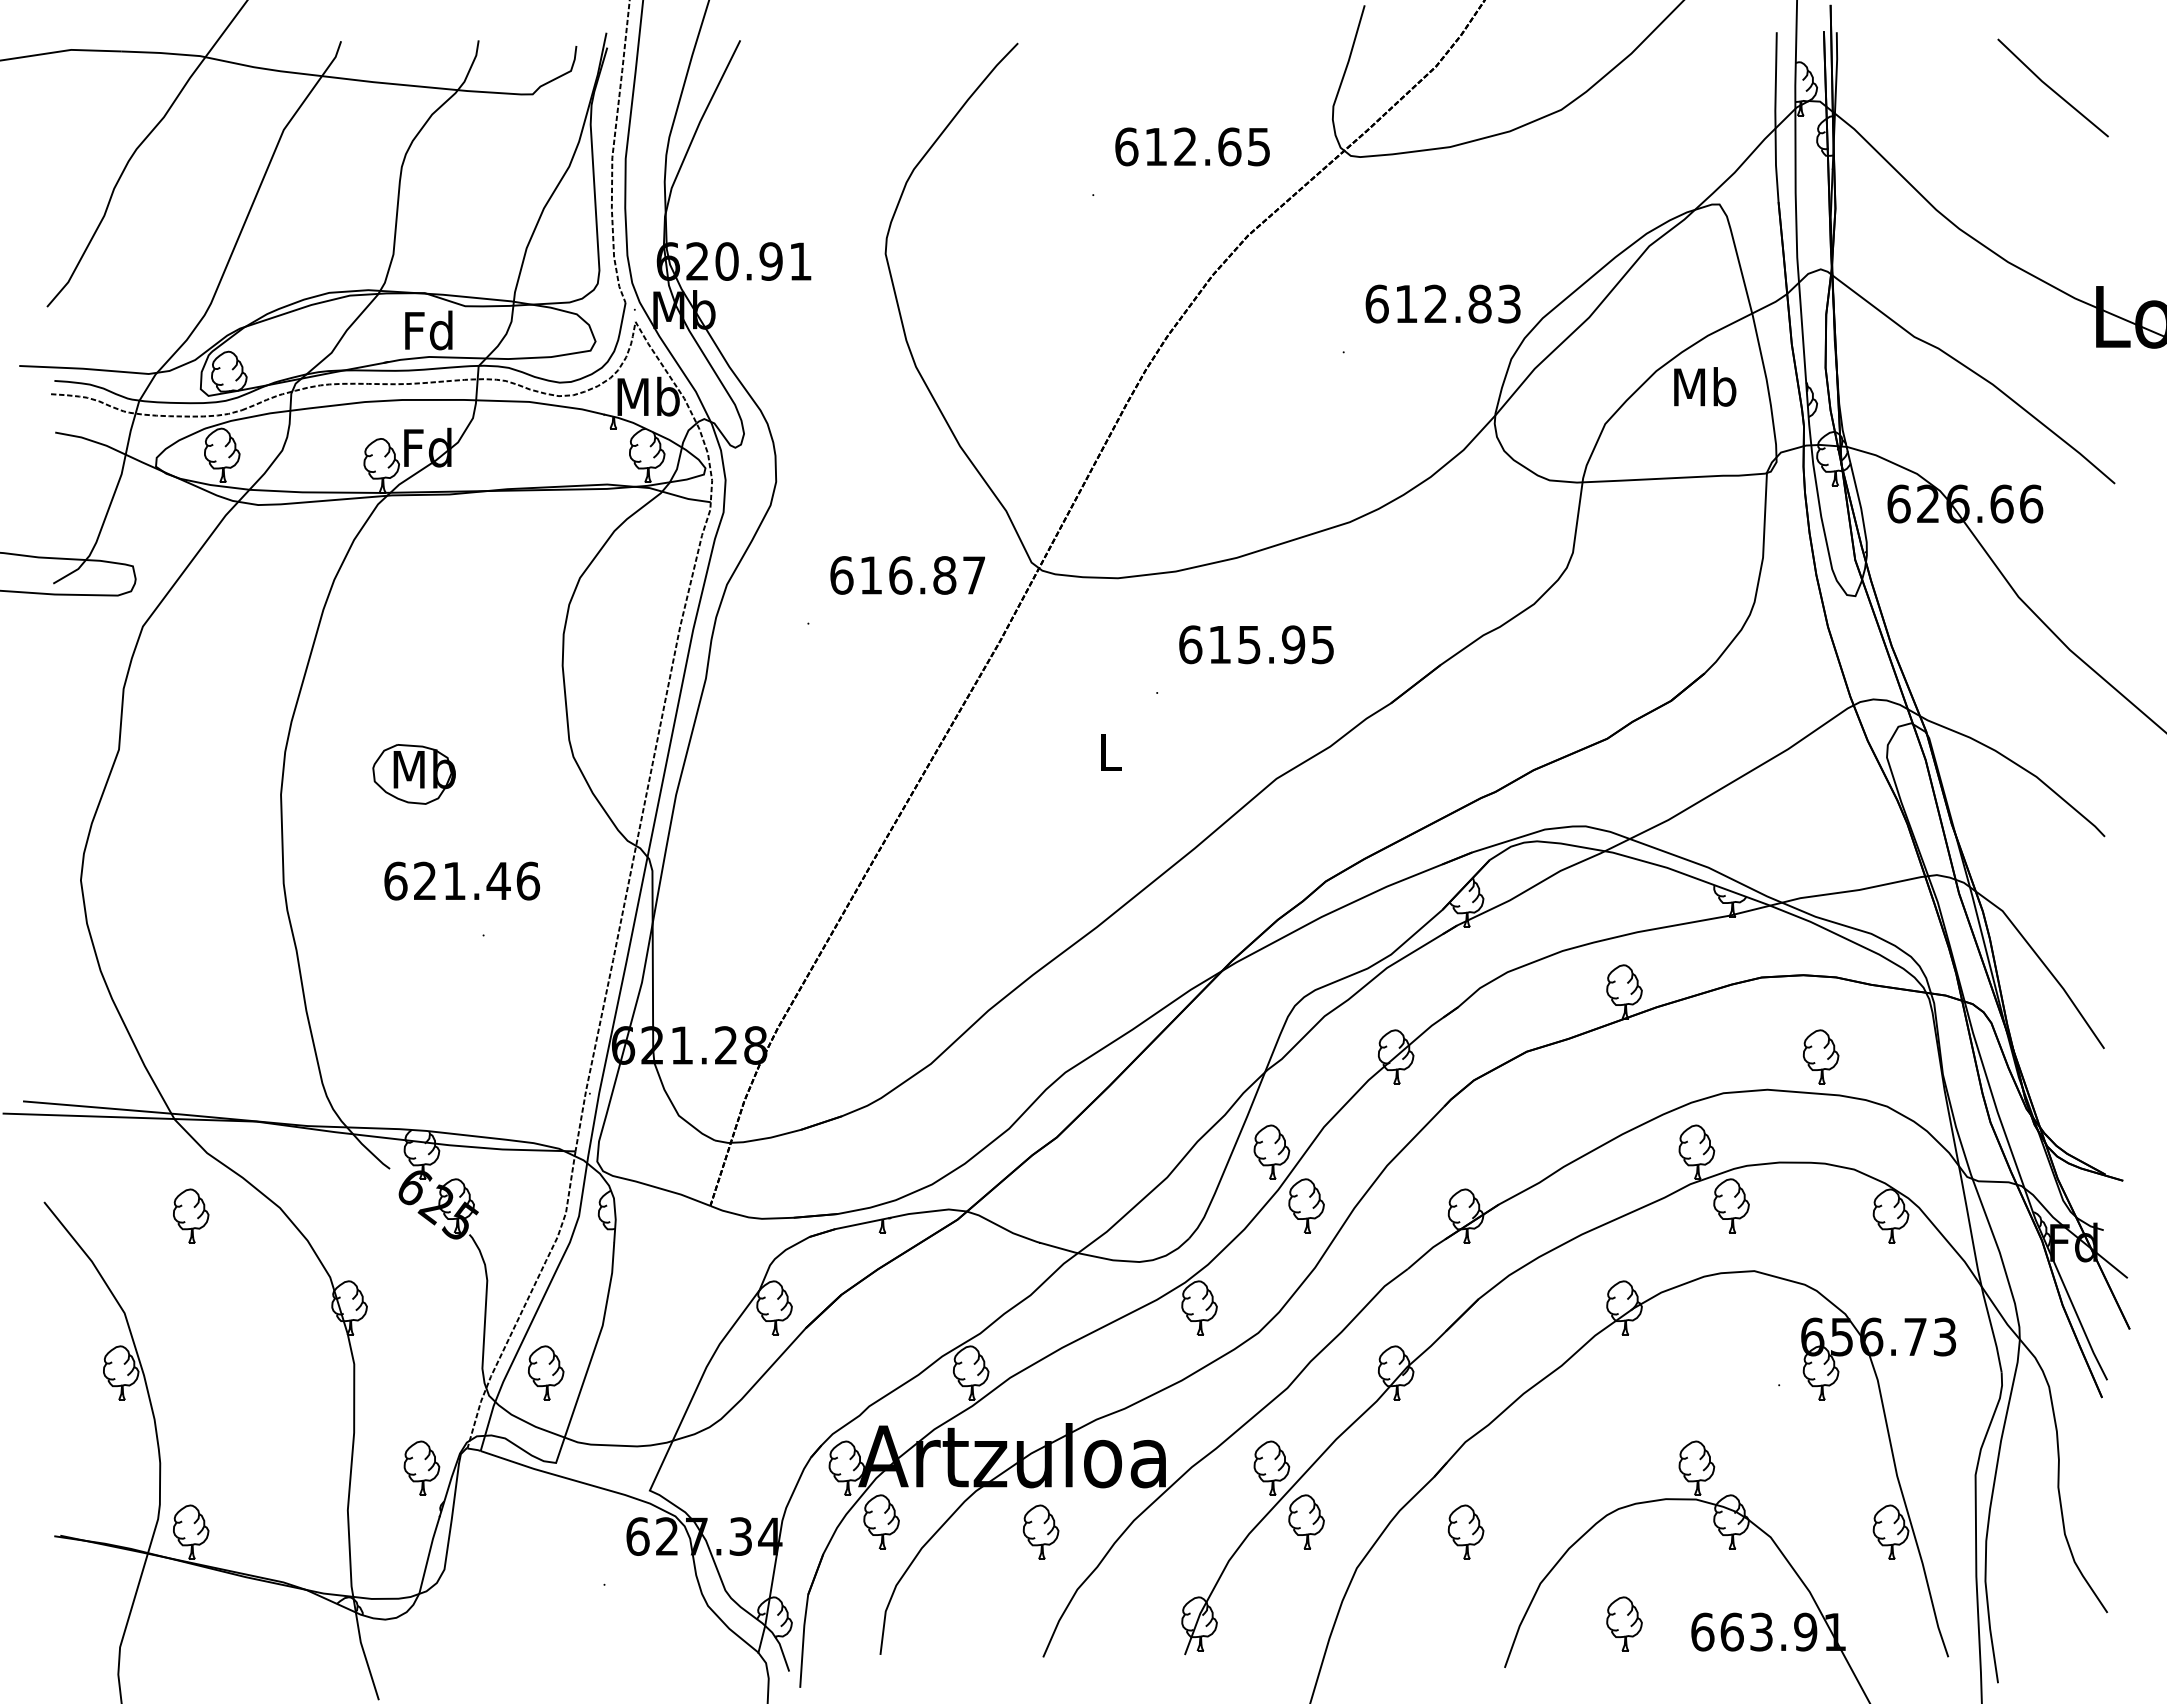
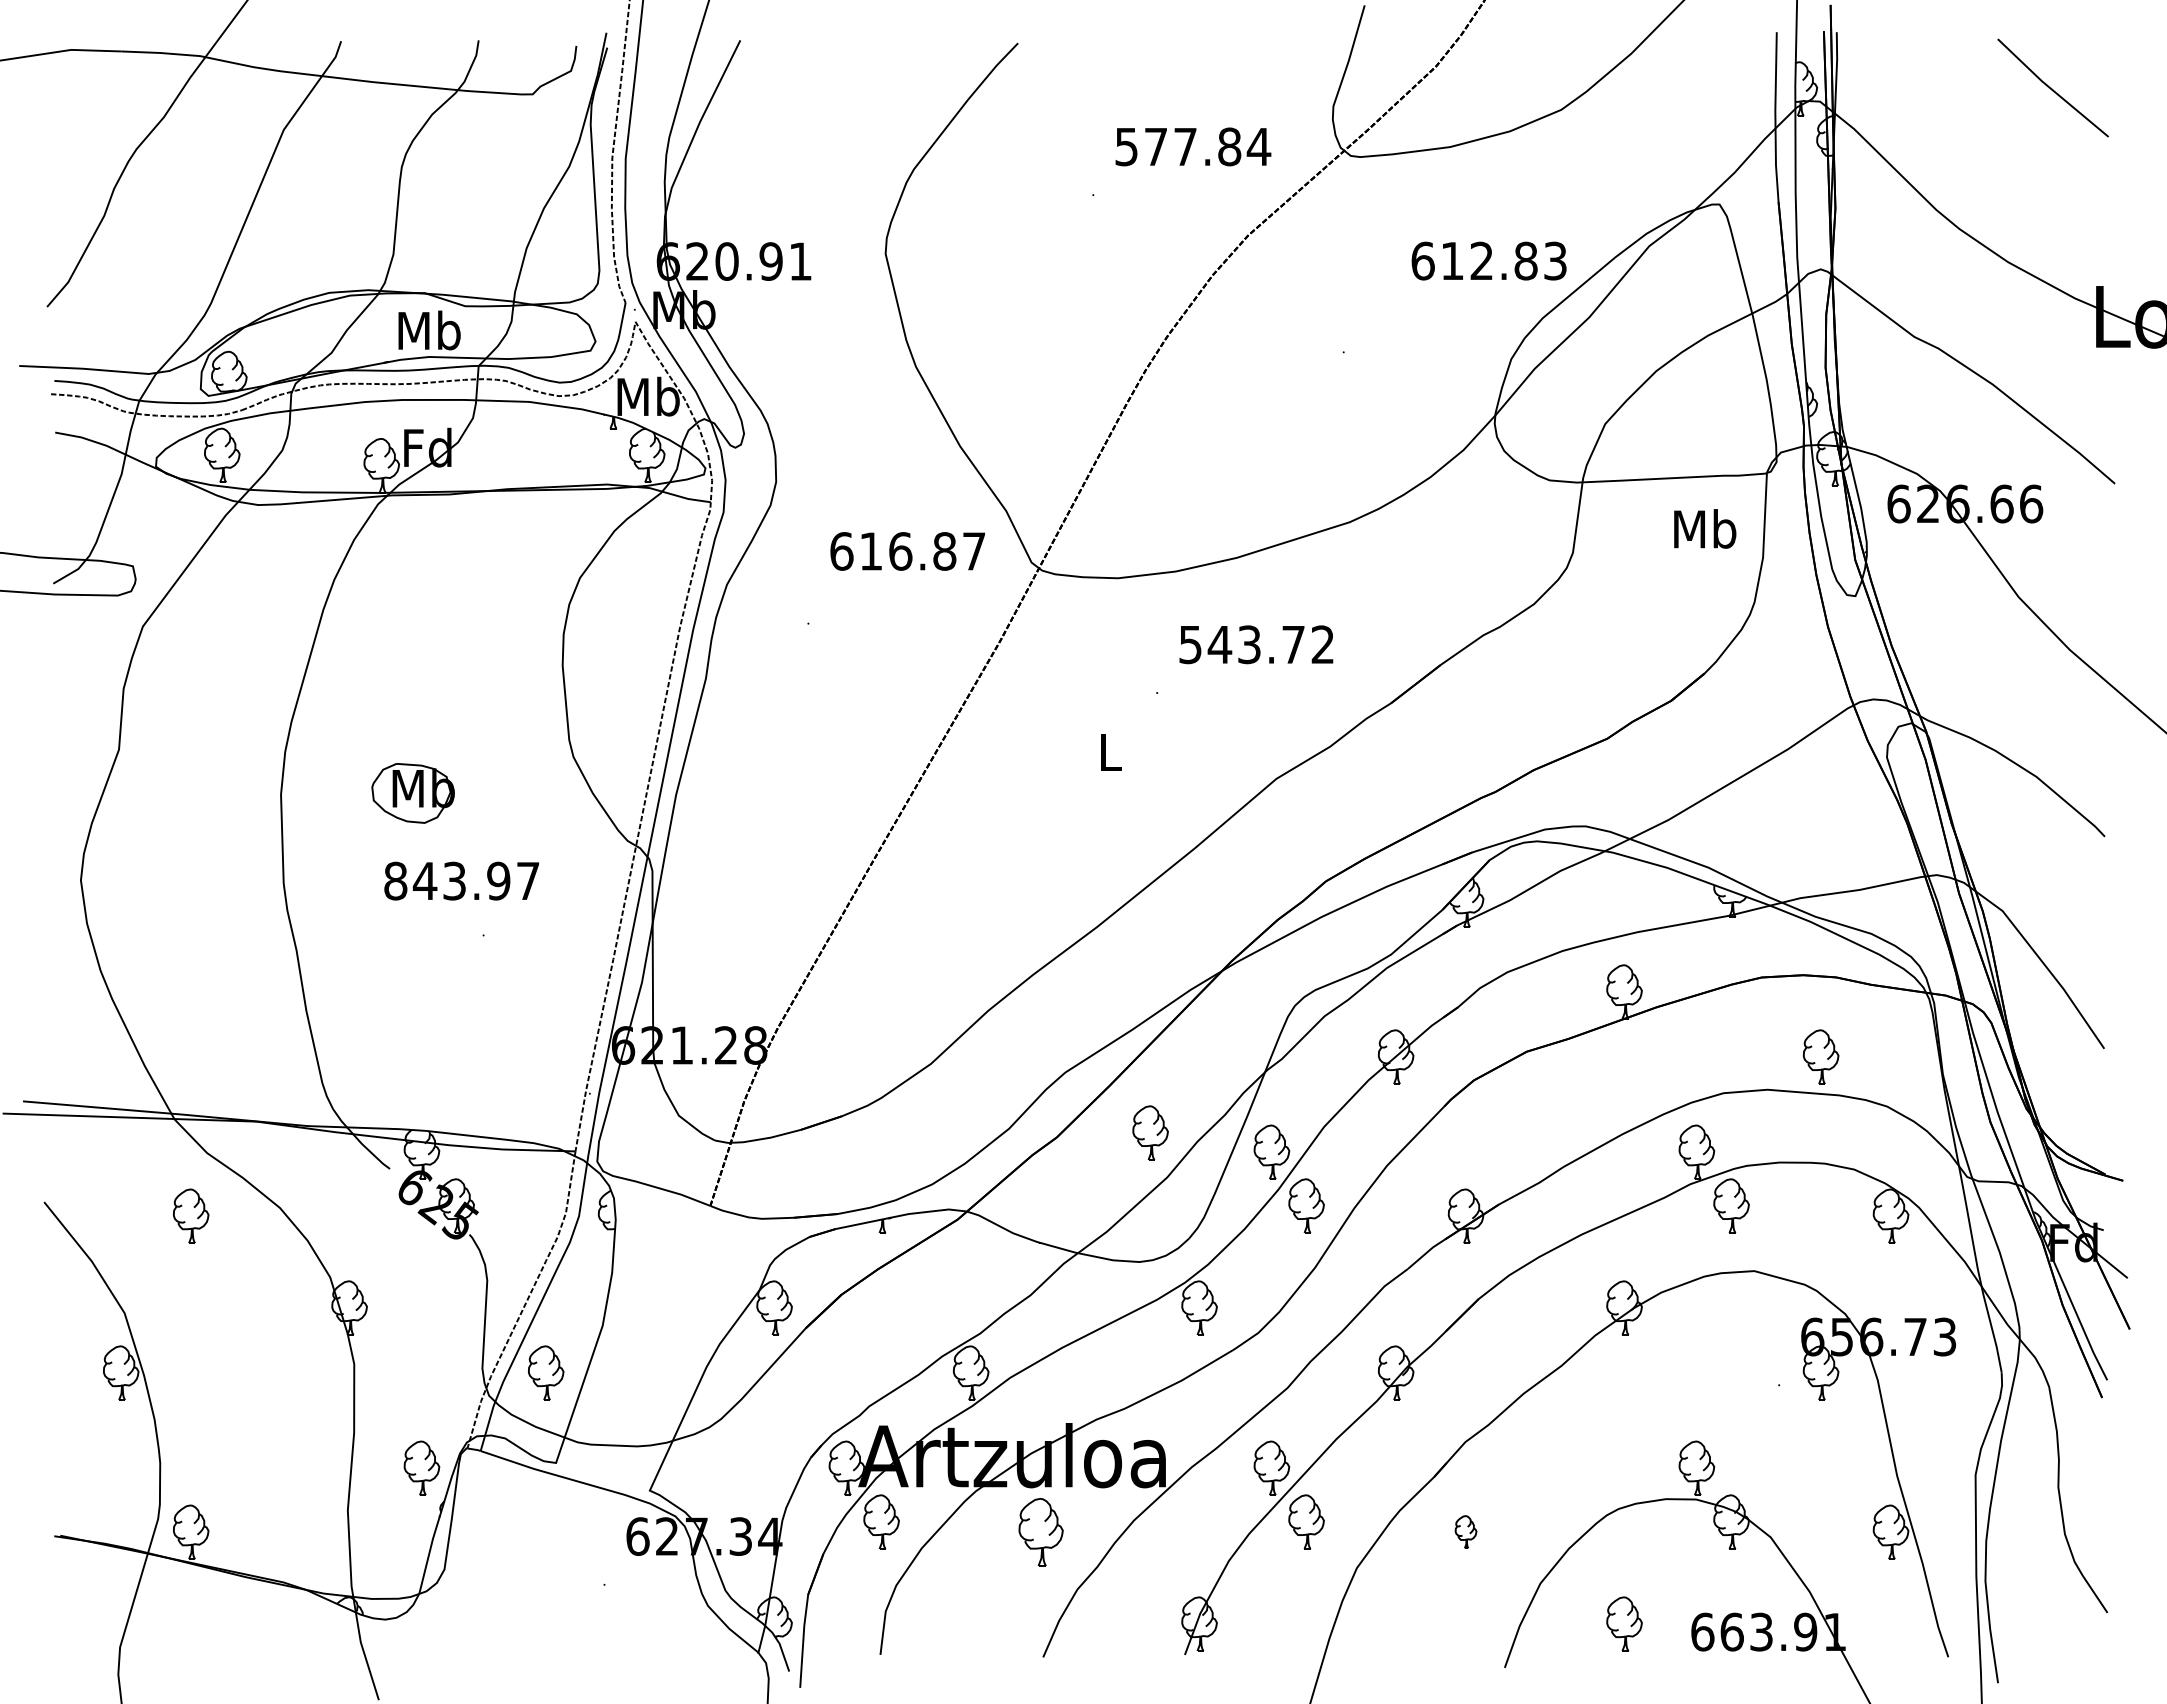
text: 612.65 -> 577.84 (1193, 146)
text position: (1442, 303) -> (1488, 260) (1488, 260)
text: Fd -> Mb (429, 330)
text position: (1705, 386) -> (1705, 528) (1705, 528)
text position: (907, 575) -> (907, 551) (907, 551)
text: 615.95 -> 543.72 (1256, 644)
part position: (413, 774) -> (412, 793) (412, 793)
text: 621.46 -> 843.97 (462, 880)
part: none -> present (1150, 1132)
part size: 38x56 px -> 46x69 px (1040, 1532)
part size: 38x56 px -> 24x34 px (1465, 1531)
